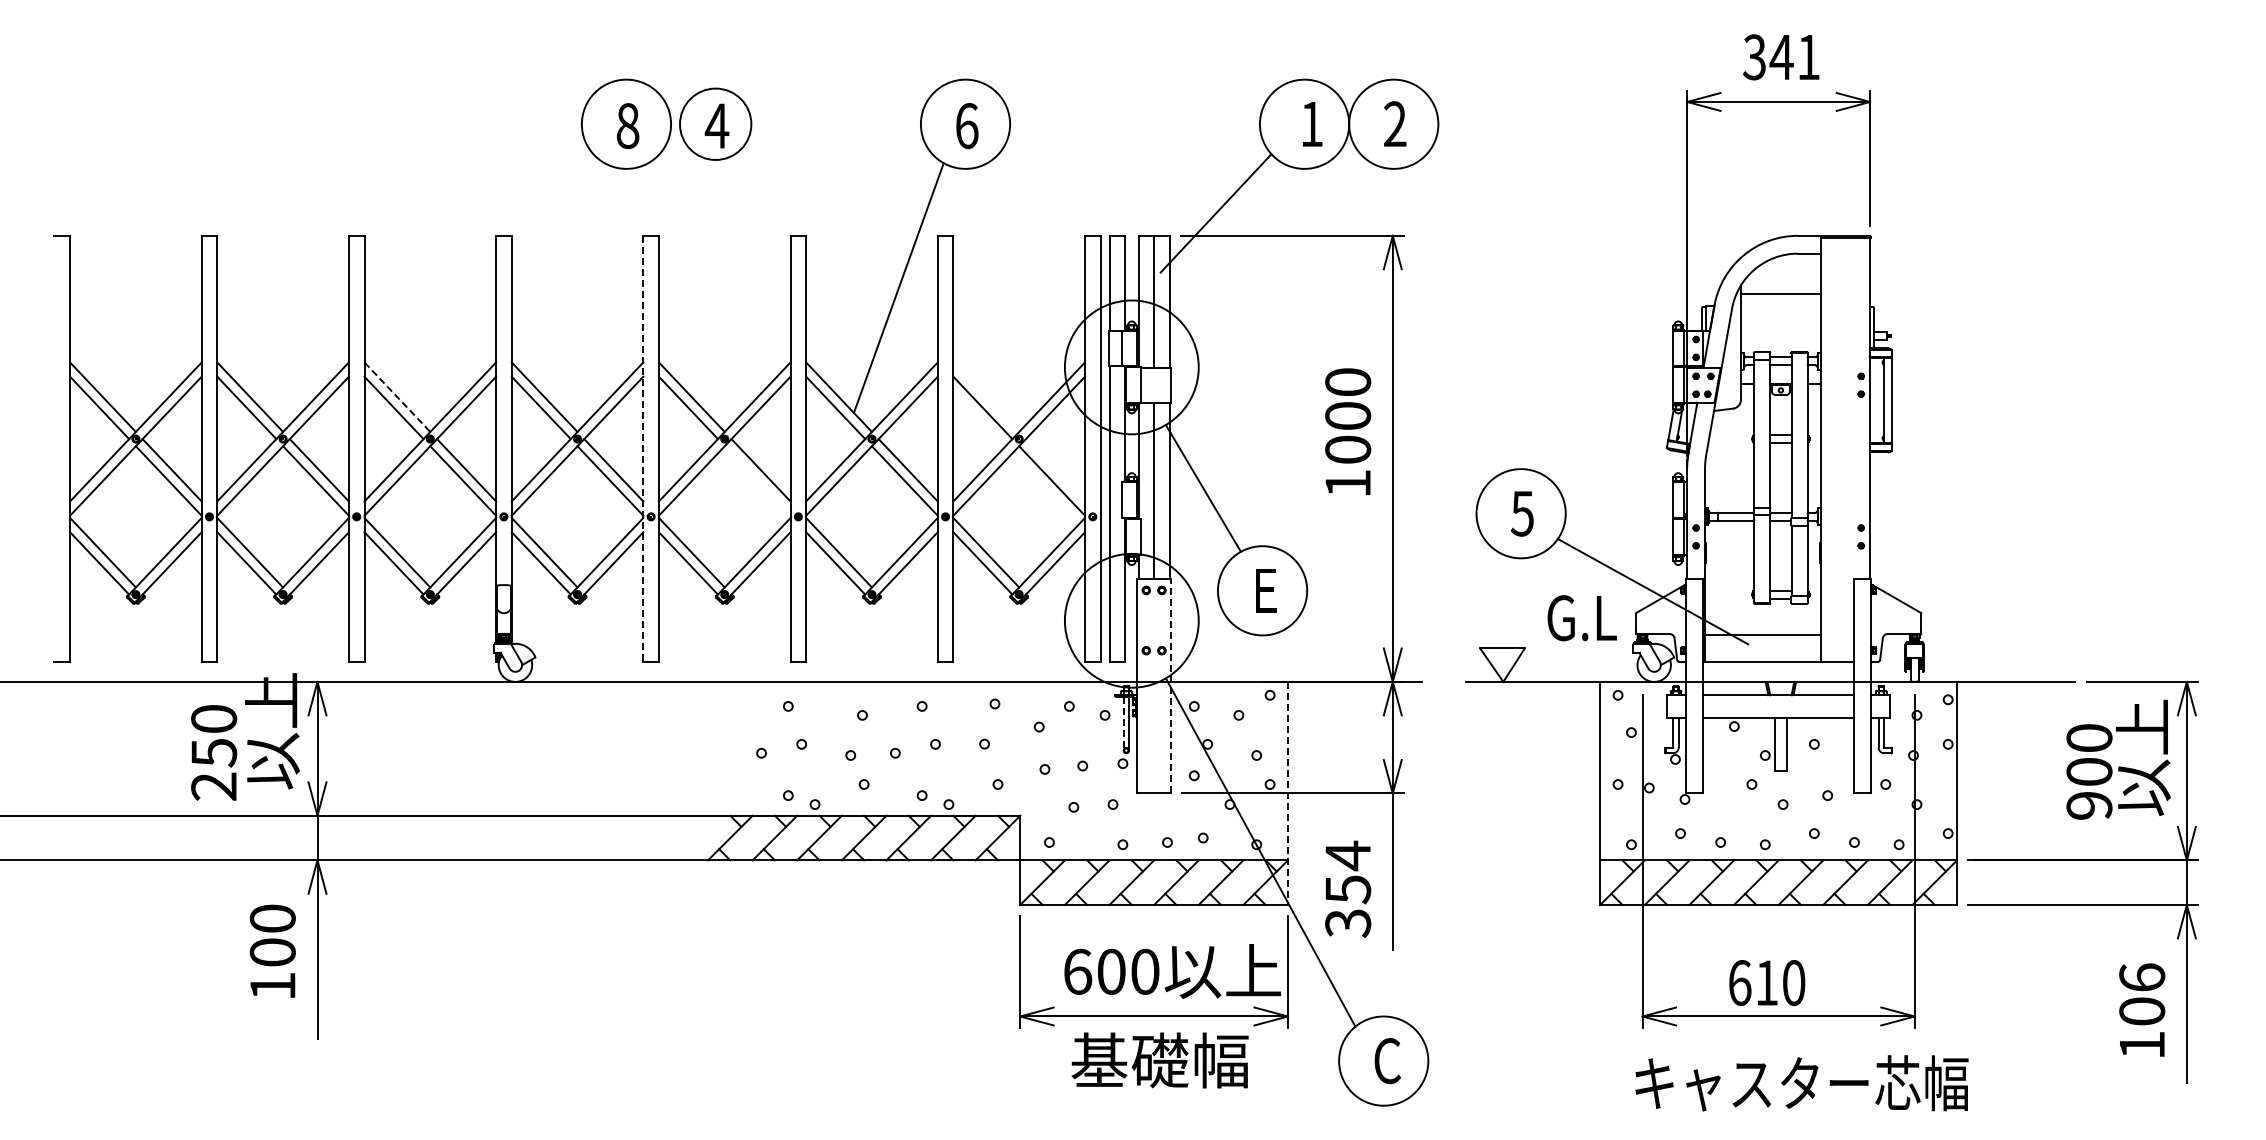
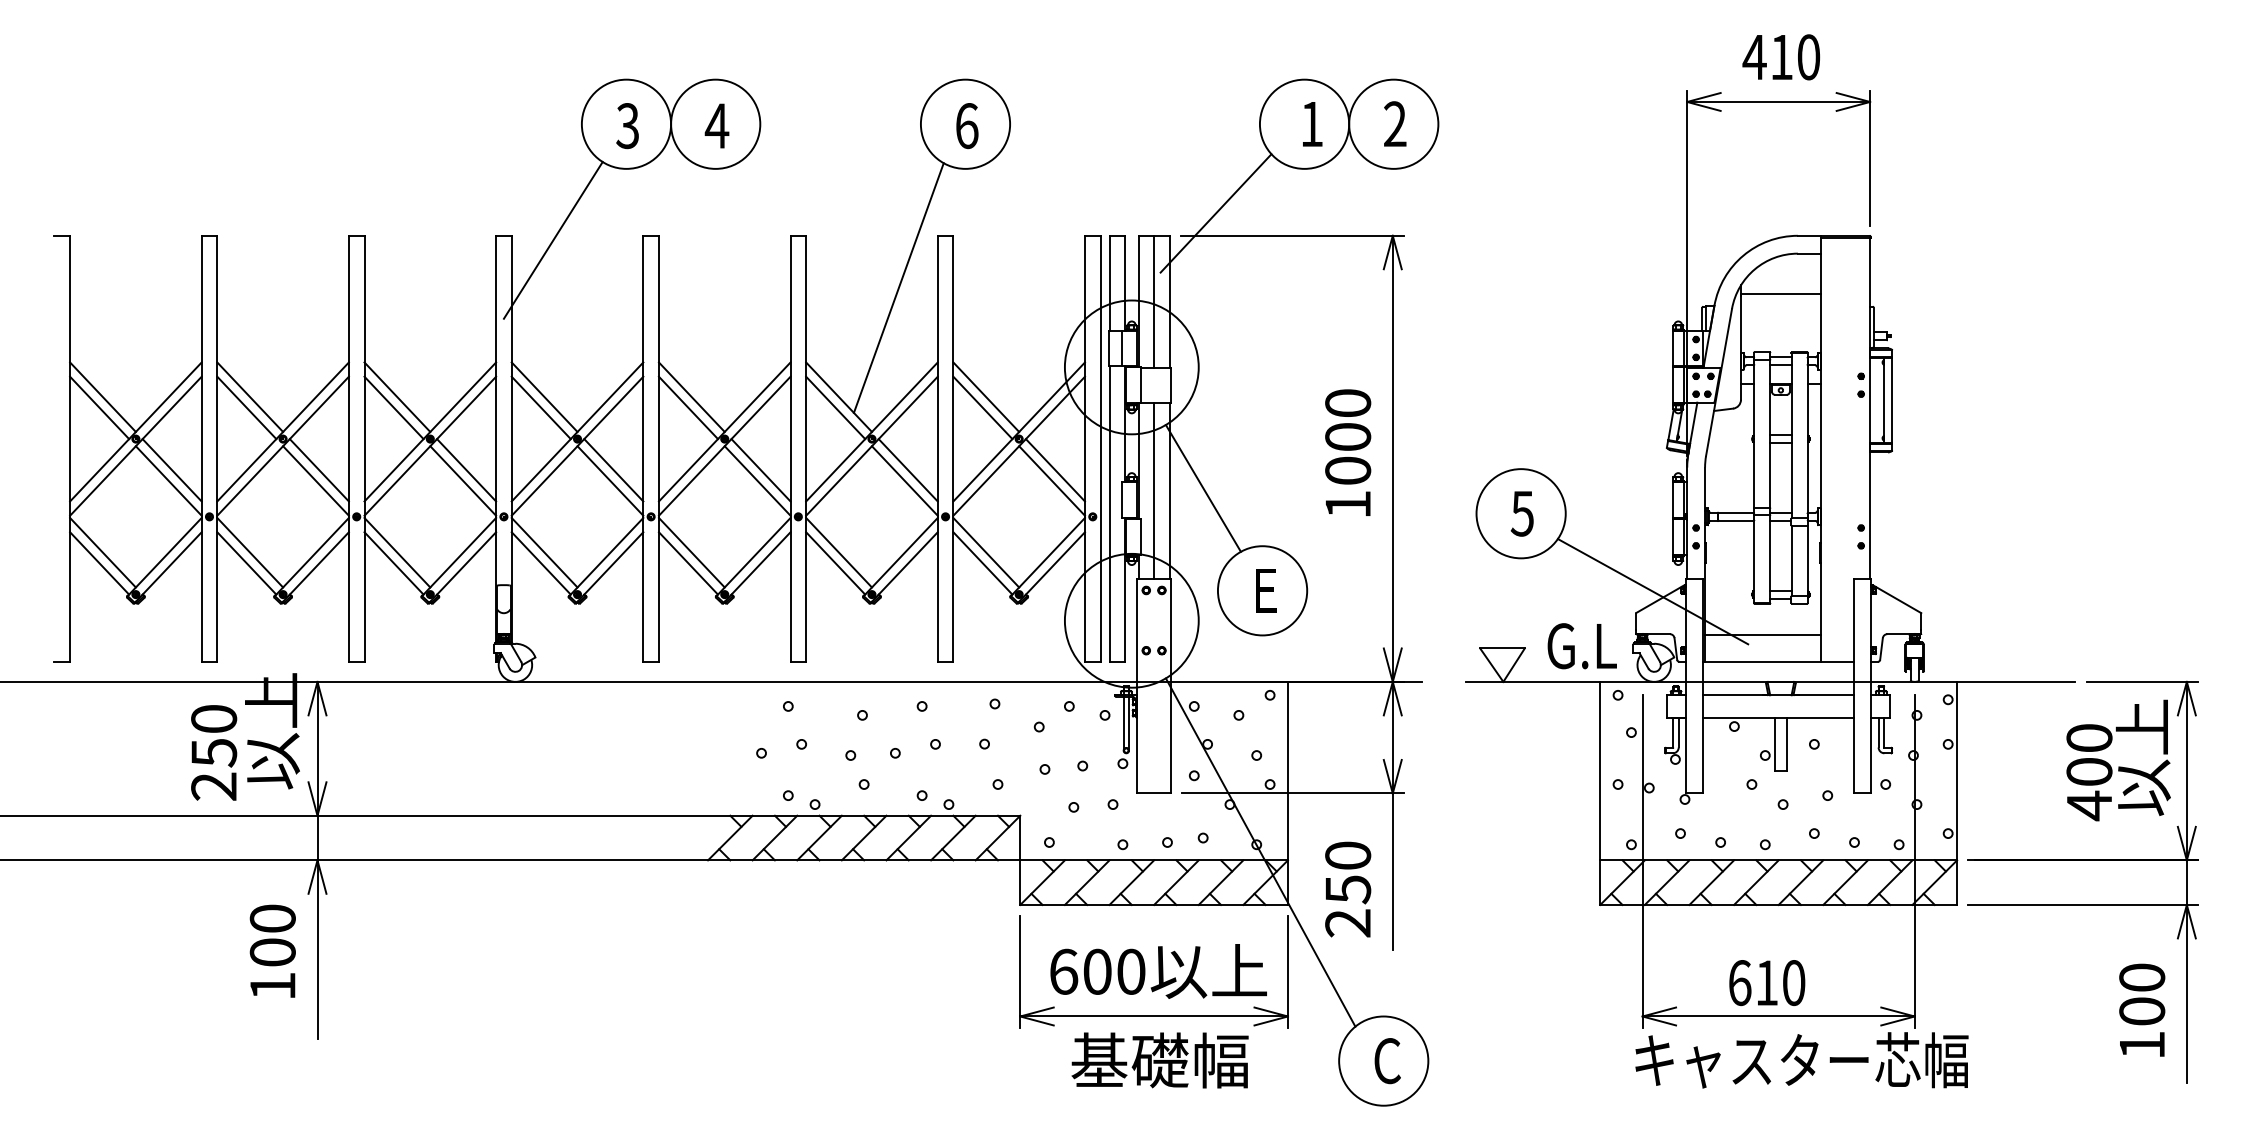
text: 341 -> 410 (1781, 57)
circle diameter: 71 px -> 89 px (715, 123)
text: 8 -> 3 (627, 125)
line: none -> present (552, 240)
line: none -> present (986, 396)
line: dashed -> solid (397, 397)
text position: (1348, 431) -> (1348, 452) (1348, 452)
line: dashed -> solid (643, 449)
line: none -> present (1054, 470)
line: none -> present (757, 480)
text position: (1581, 618) -> (1581, 646) (1581, 646)
line: dashed -> solid (1170, 685)
line: dashed -> solid (1123, 723)
line: dashed -> solid (1287, 793)
text: 900 -> 400 (2089, 805)
text: 354 -> 250 (1348, 889)
text position: (1172, 971) -> (1158, 971) (1158, 971)
text: 106 -> 100 (2142, 977)
text position: (1801, 1083) -> (1801, 1060) (1801, 1060)
